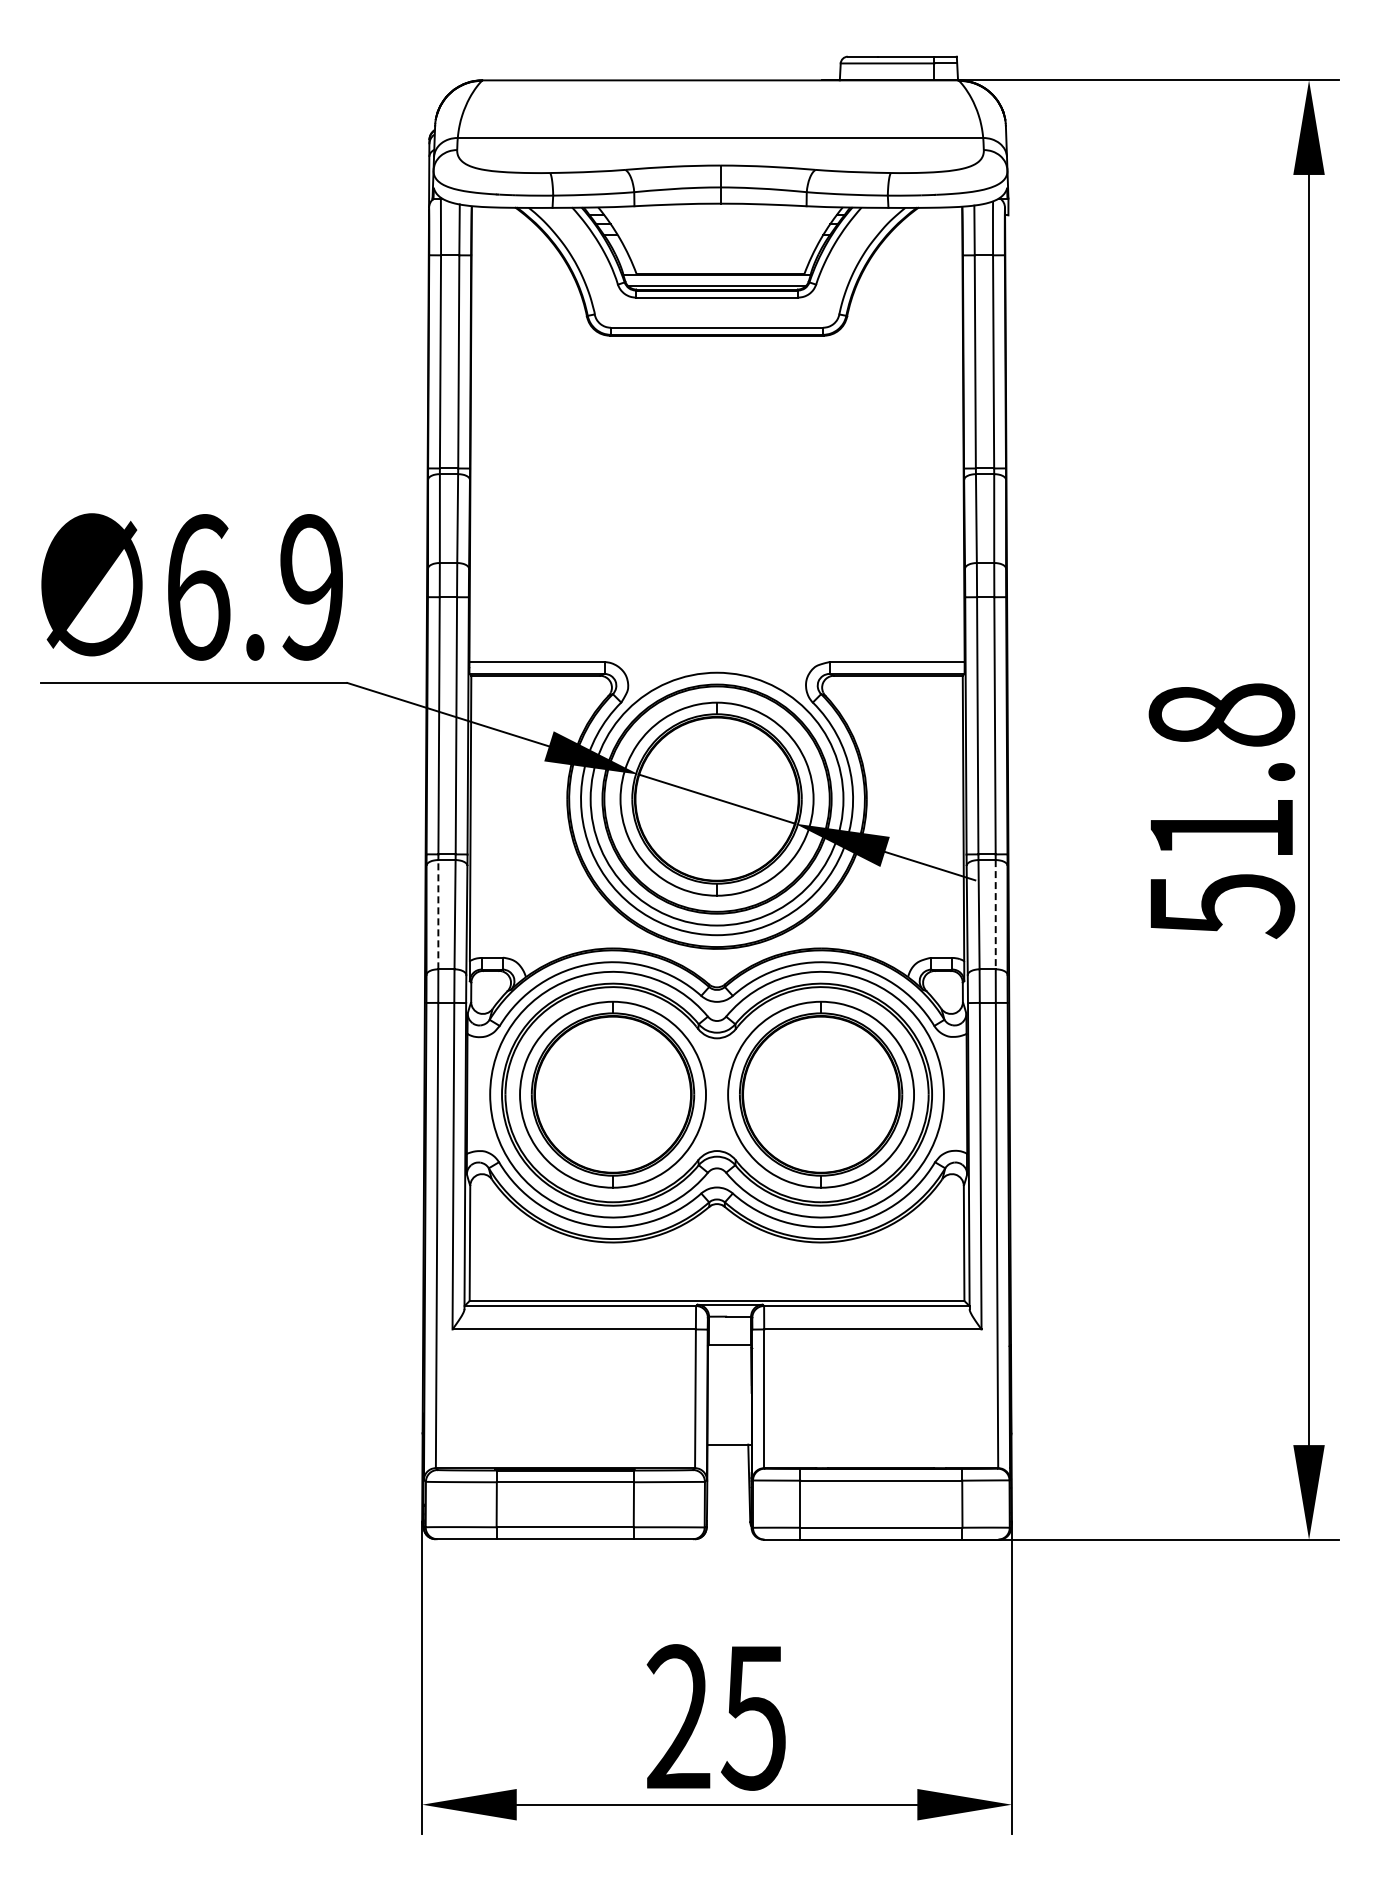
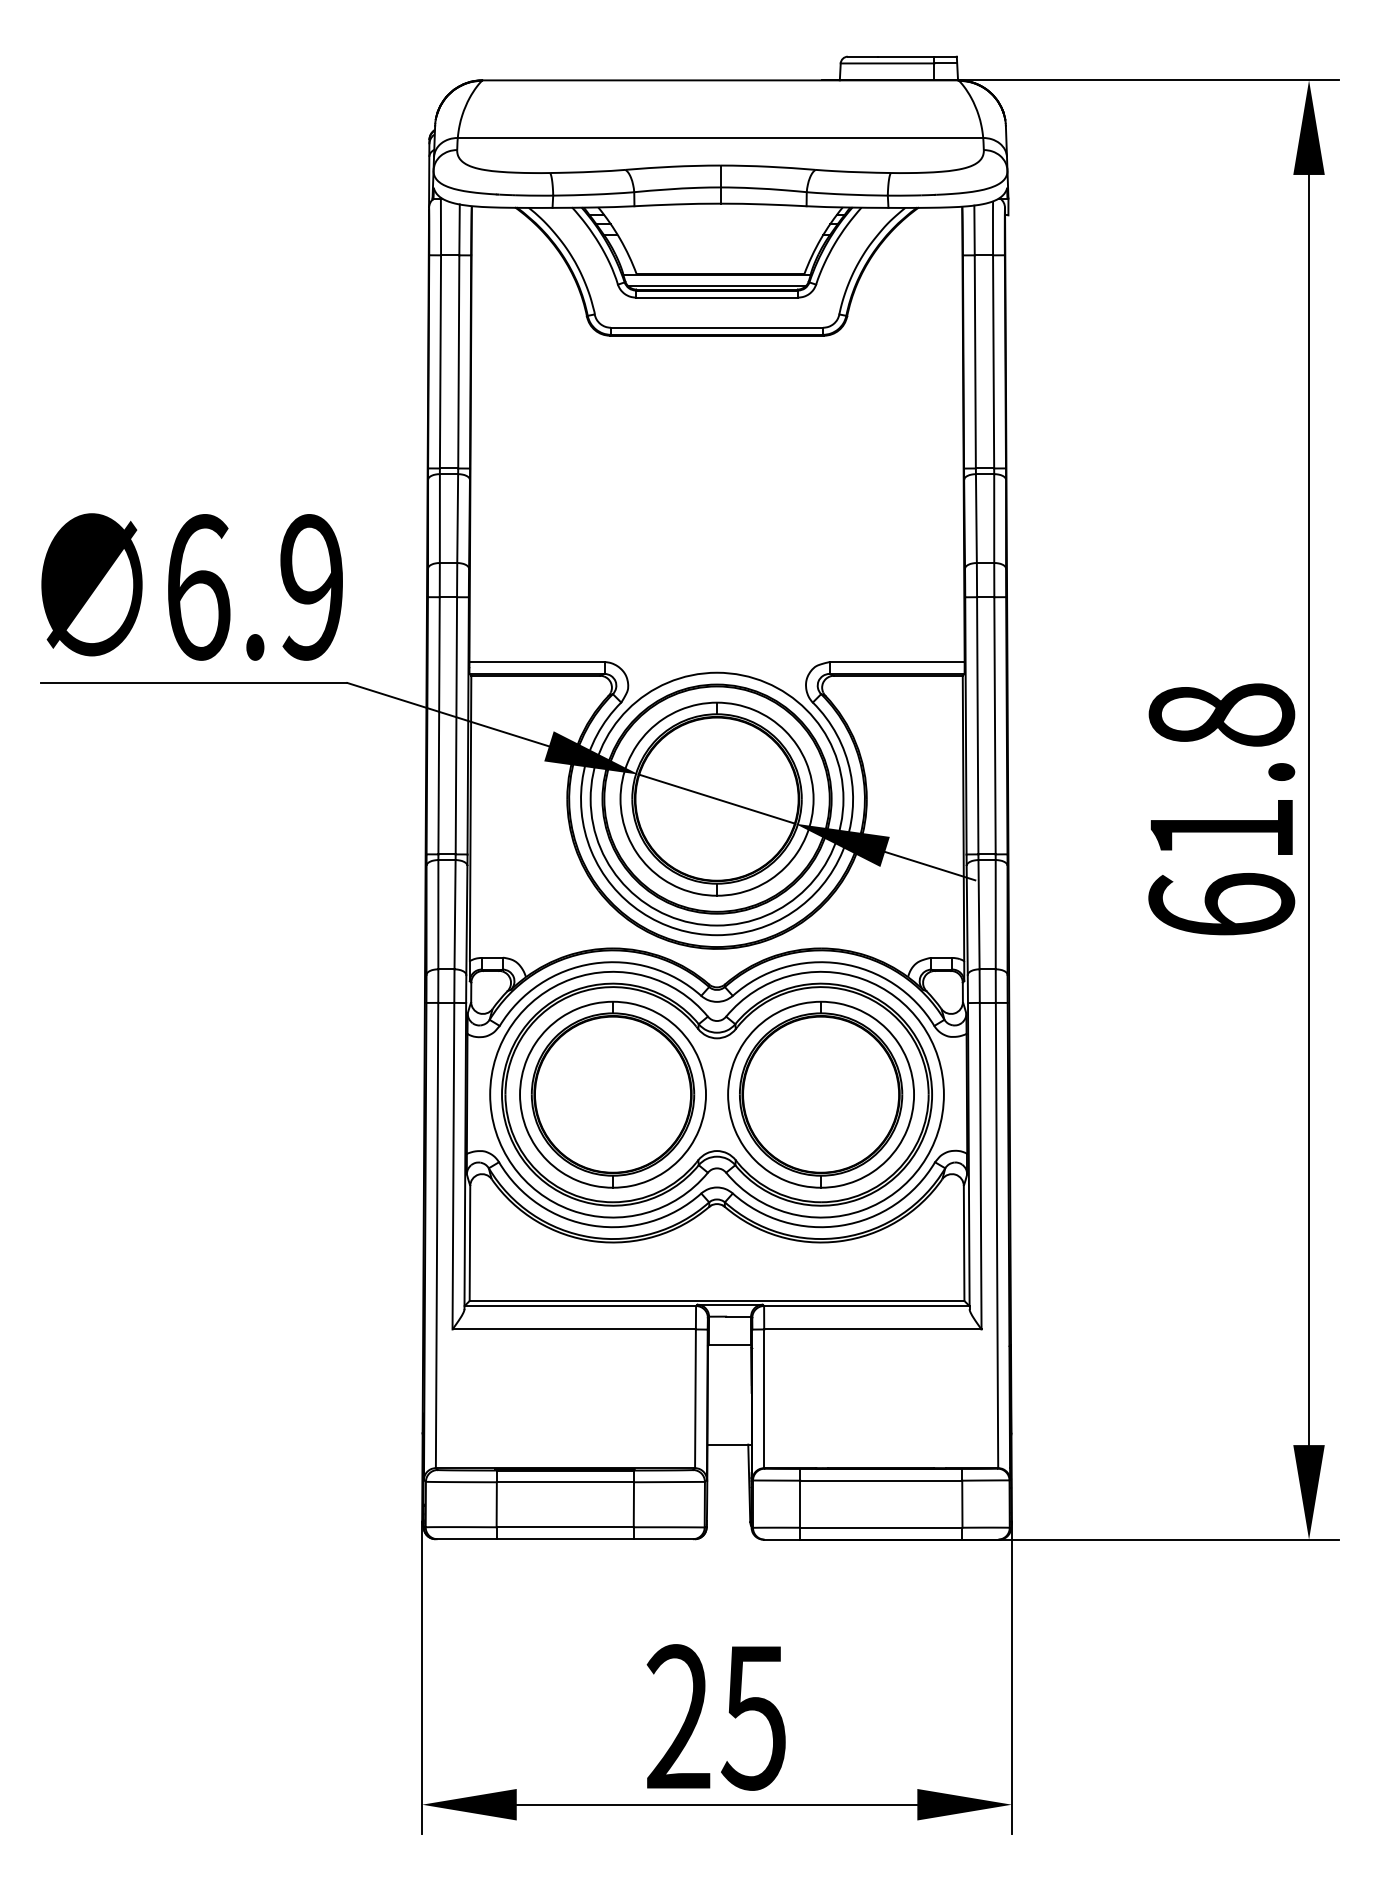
text: 51.8 -> 61.8 (1221, 906)
line: dashed -> solid (438, 914)
line: dashed -> solid (995, 914)
